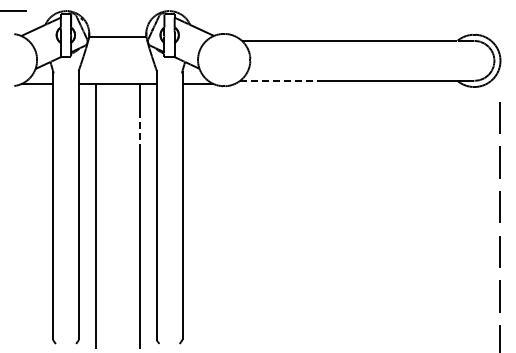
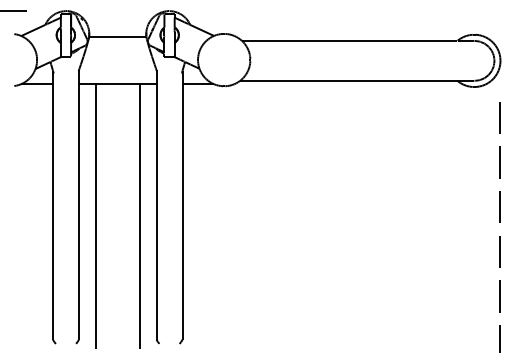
line: dashed -> solid (282, 80)
line: dashed -> solid (139, 129)
